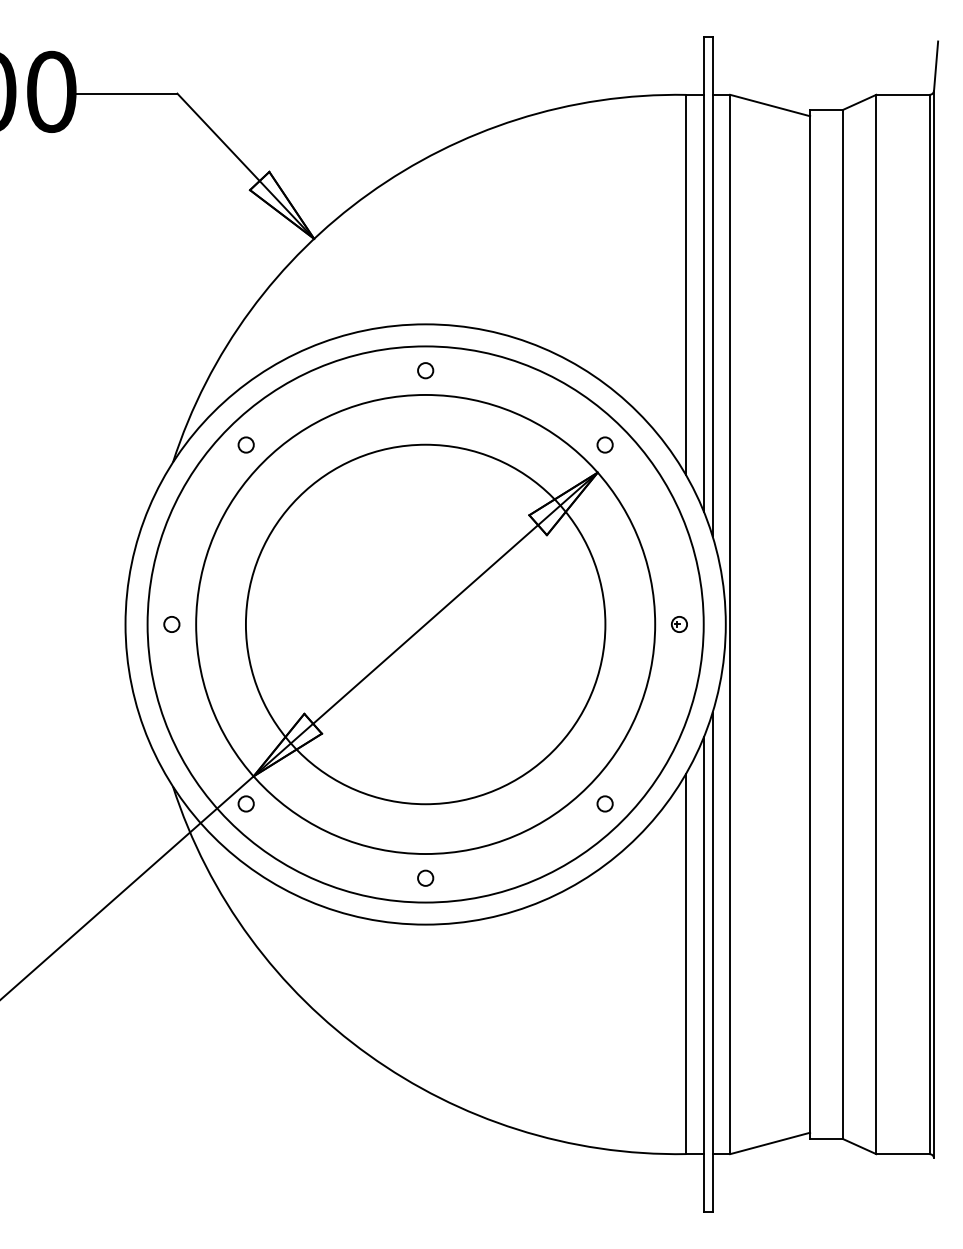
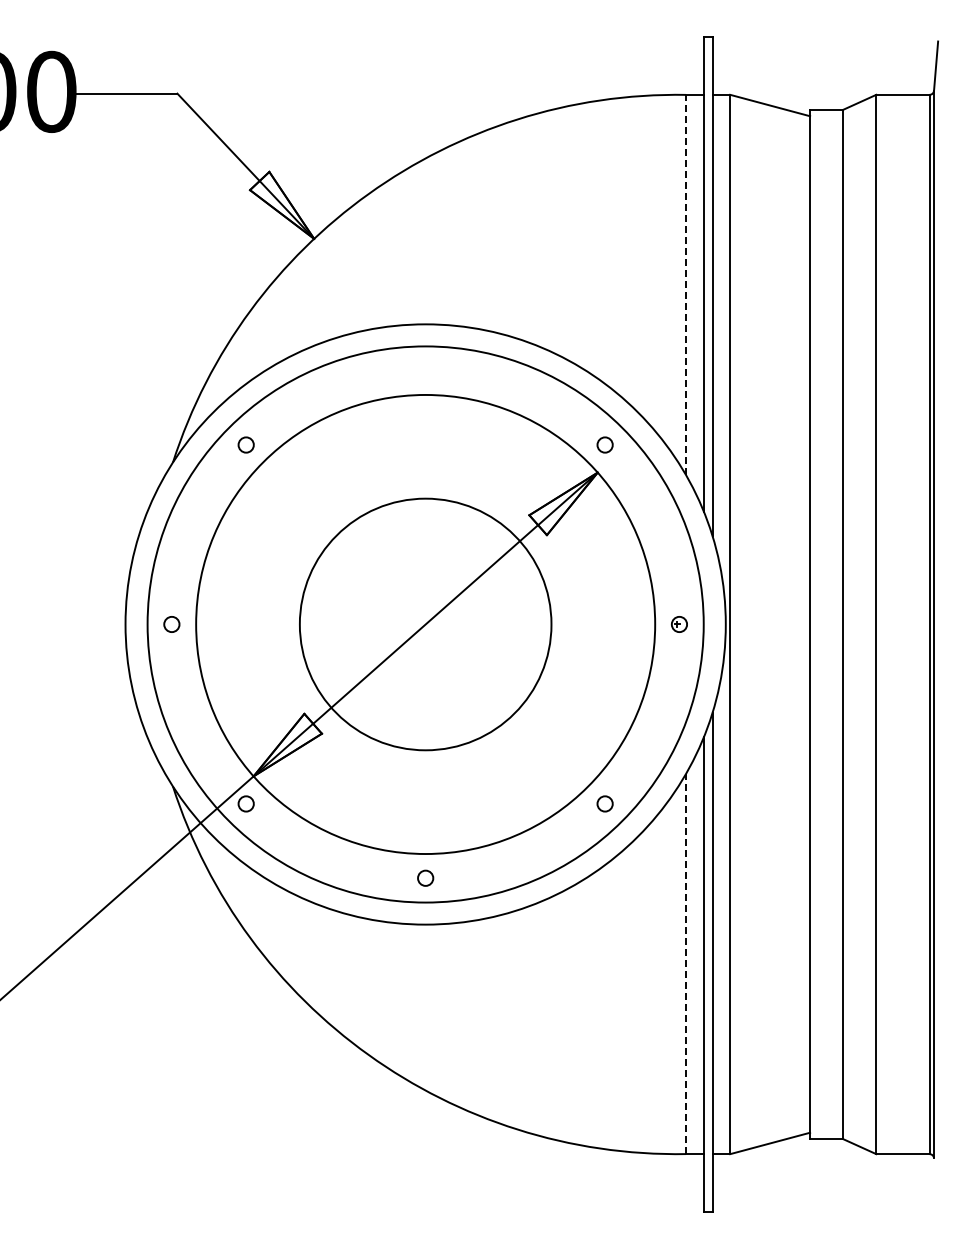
line: solid -> dashed (686, 284)
circle: present -> none (425, 370)
circle diameter: 359 px -> 252 px (425, 624)
line: solid -> dashed (686, 963)
